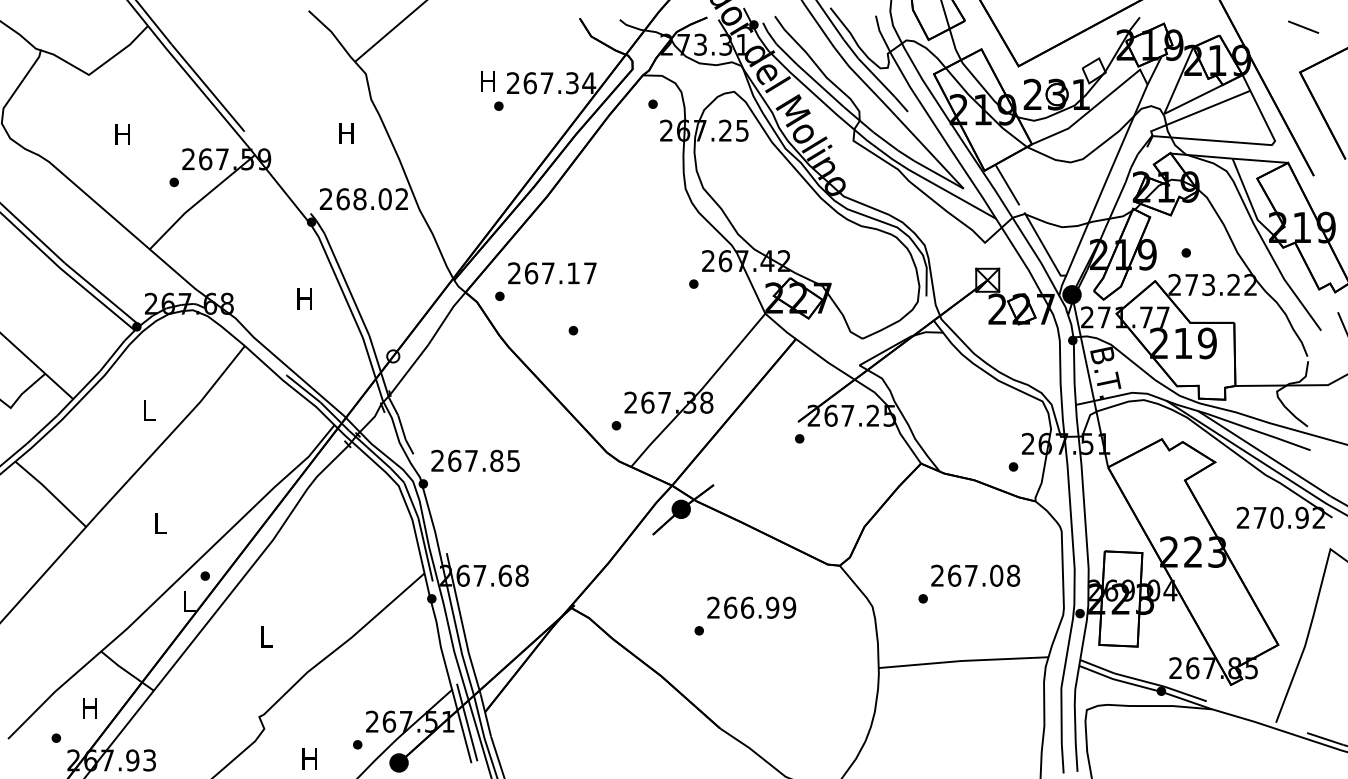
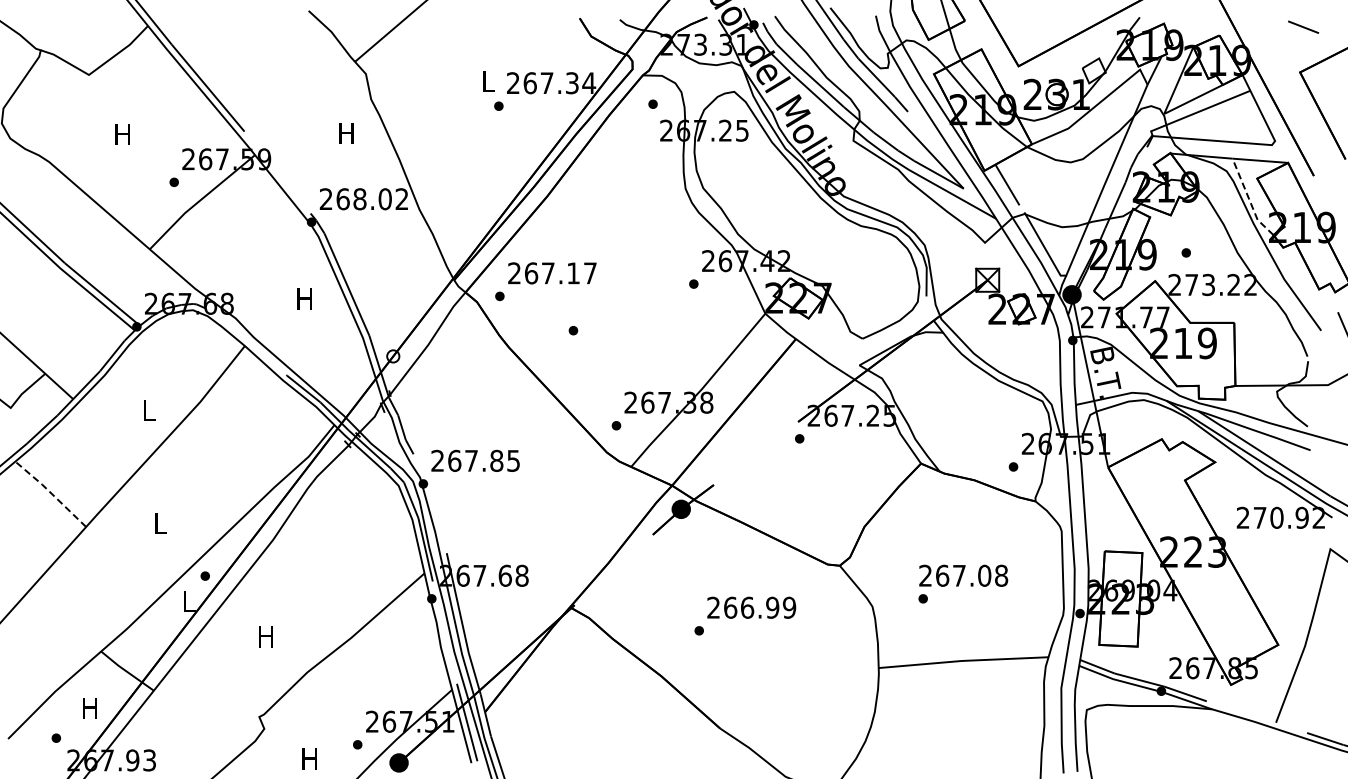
text: H -> L (487, 81)
line: solid -> dashed (1249, 199)
line: solid -> dashed (50, 492)
text position: (975, 575) -> (963, 575) (963, 575)
text: L -> H (265, 636)
